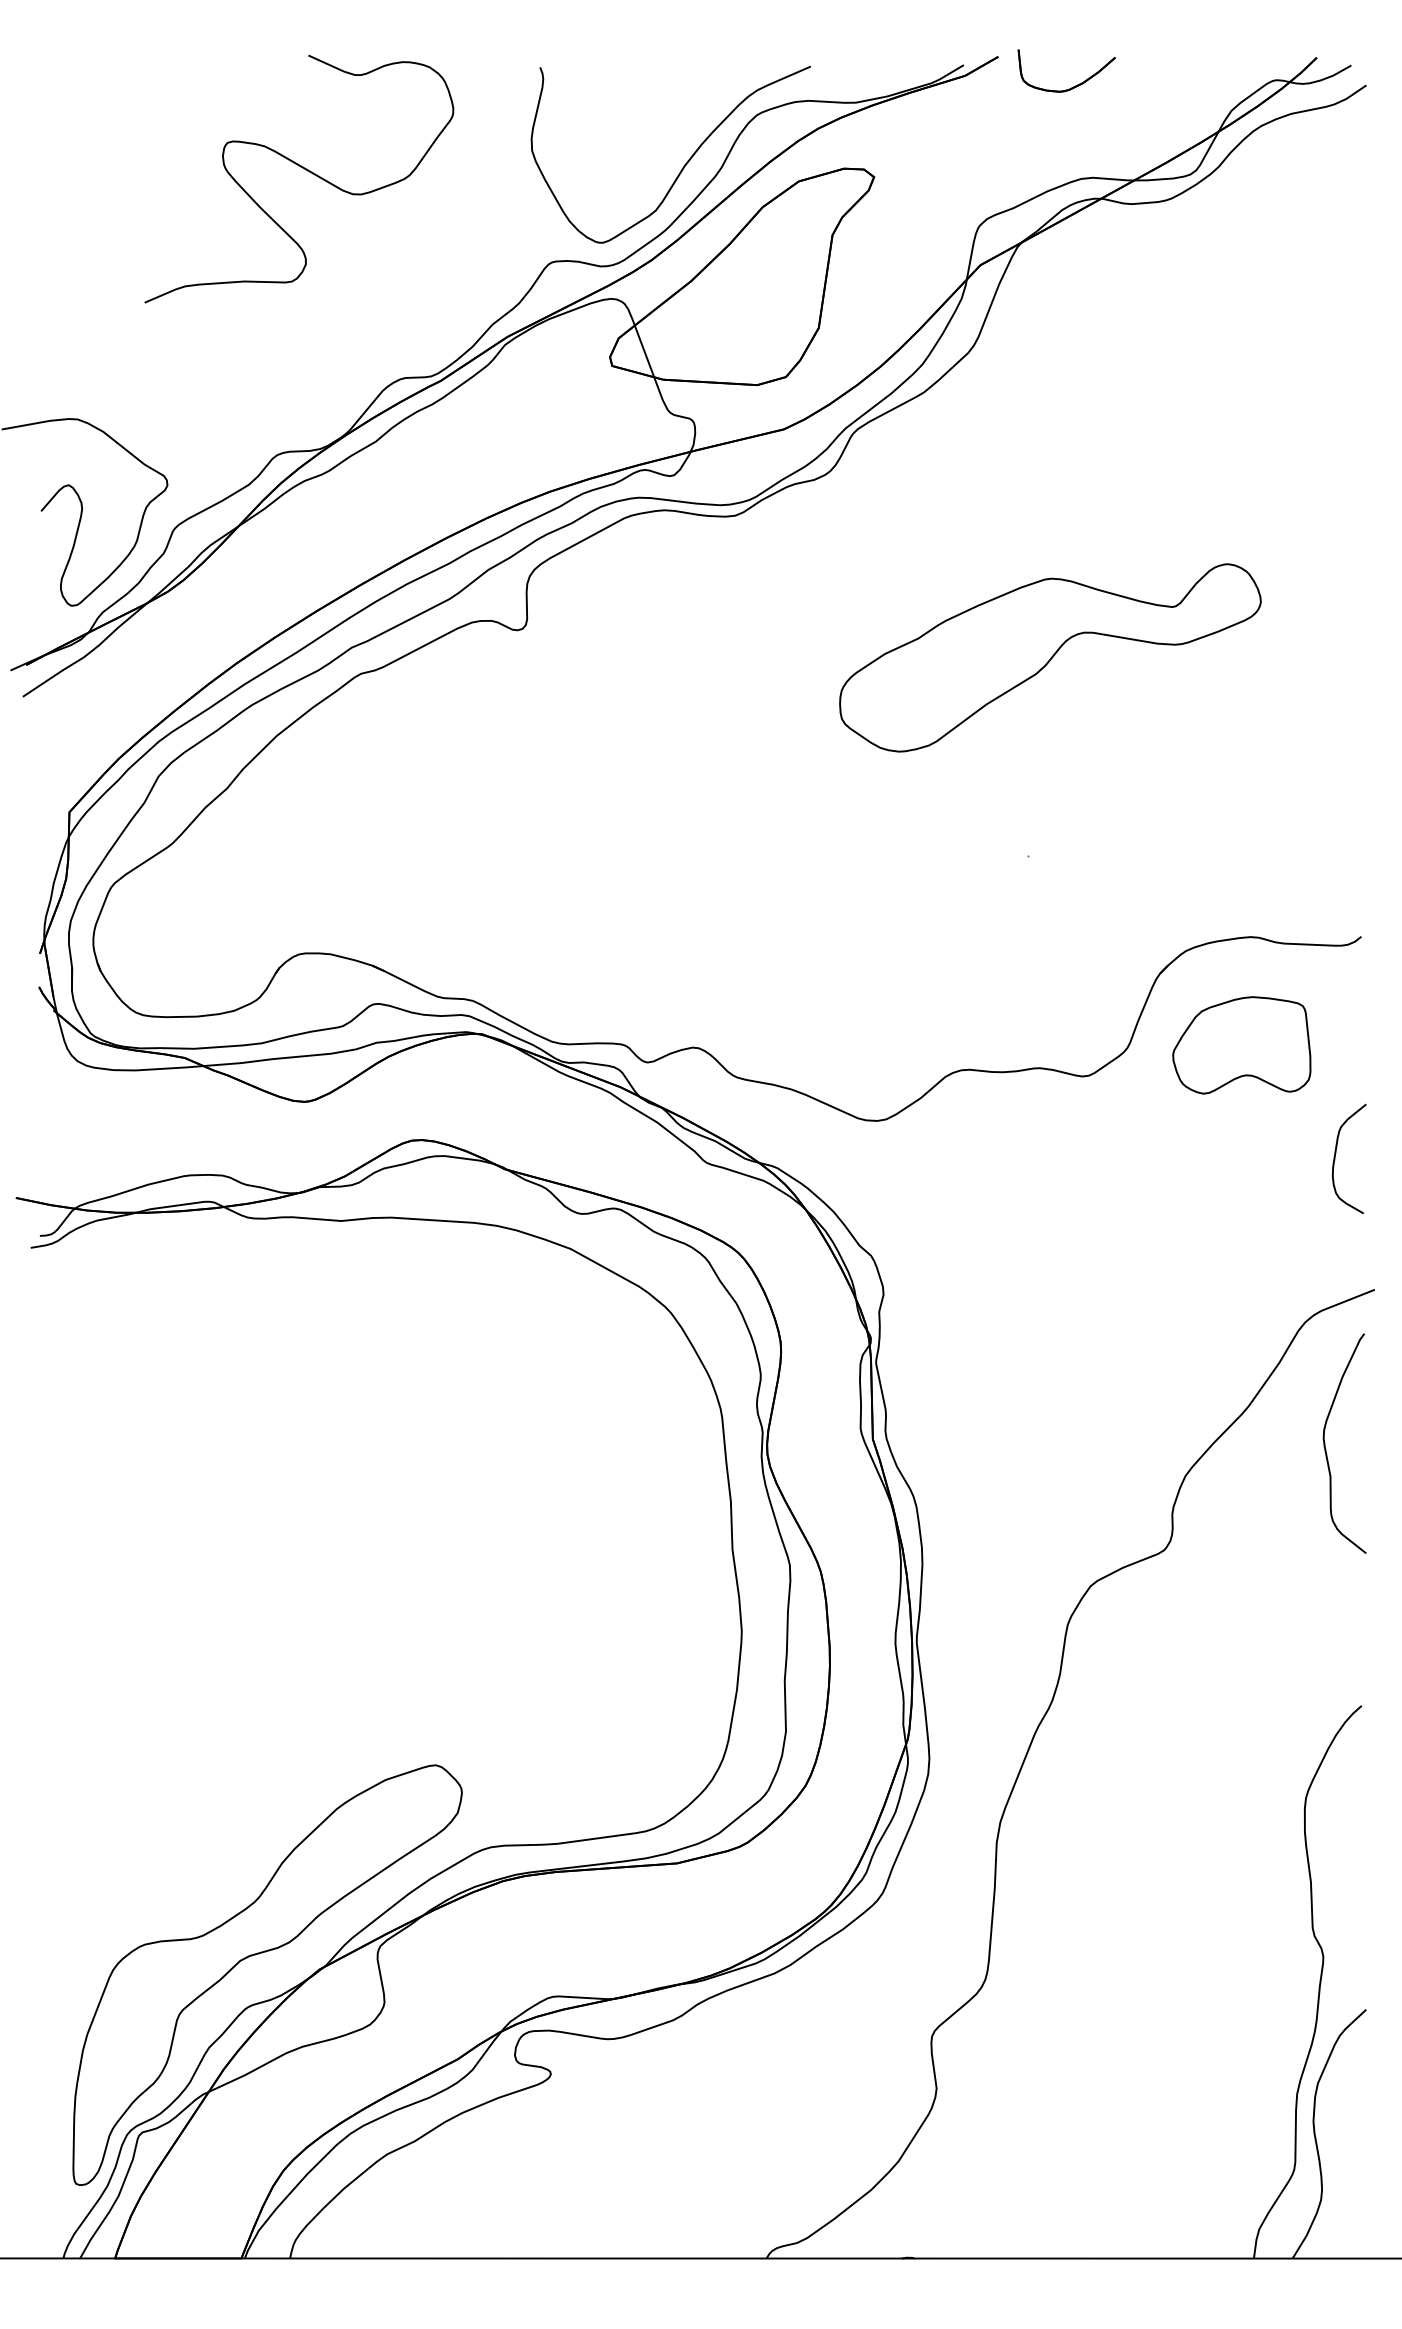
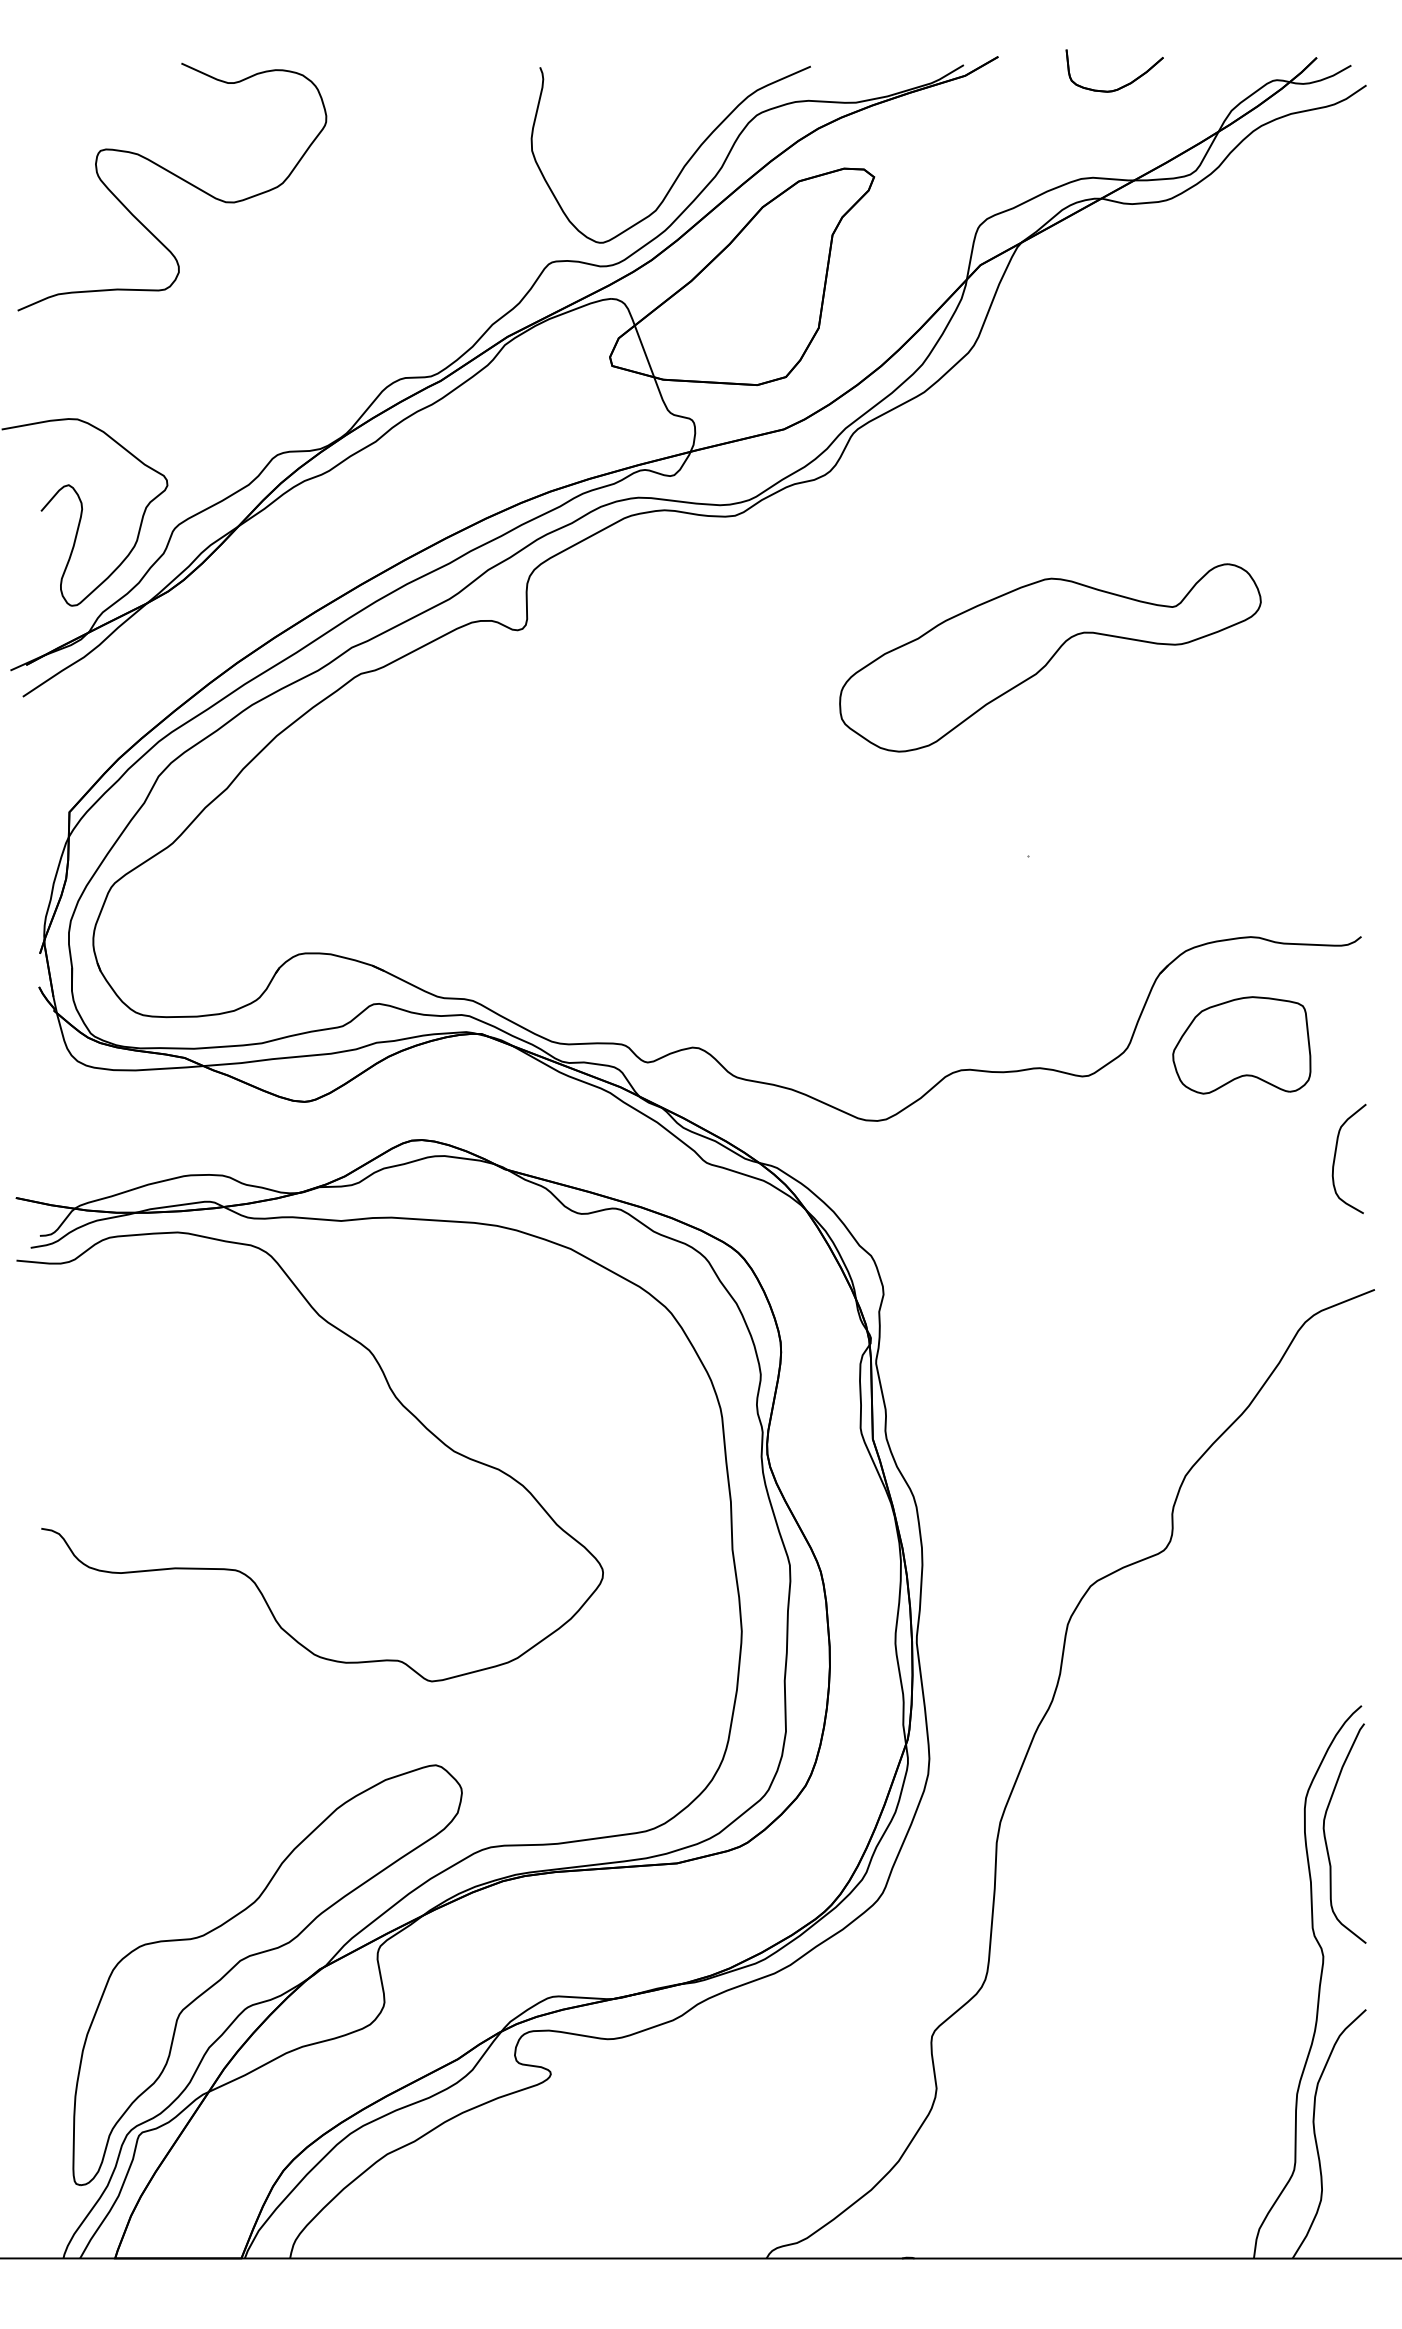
part position: (1073, 86) -> (1121, 86) (1121, 86)
curve position: (305, 170) -> (178, 178) (178, 178)
curve: none -> present (395, 1398)
curve position: (1326, 1449) -> (1326, 1839) (1326, 1839)
